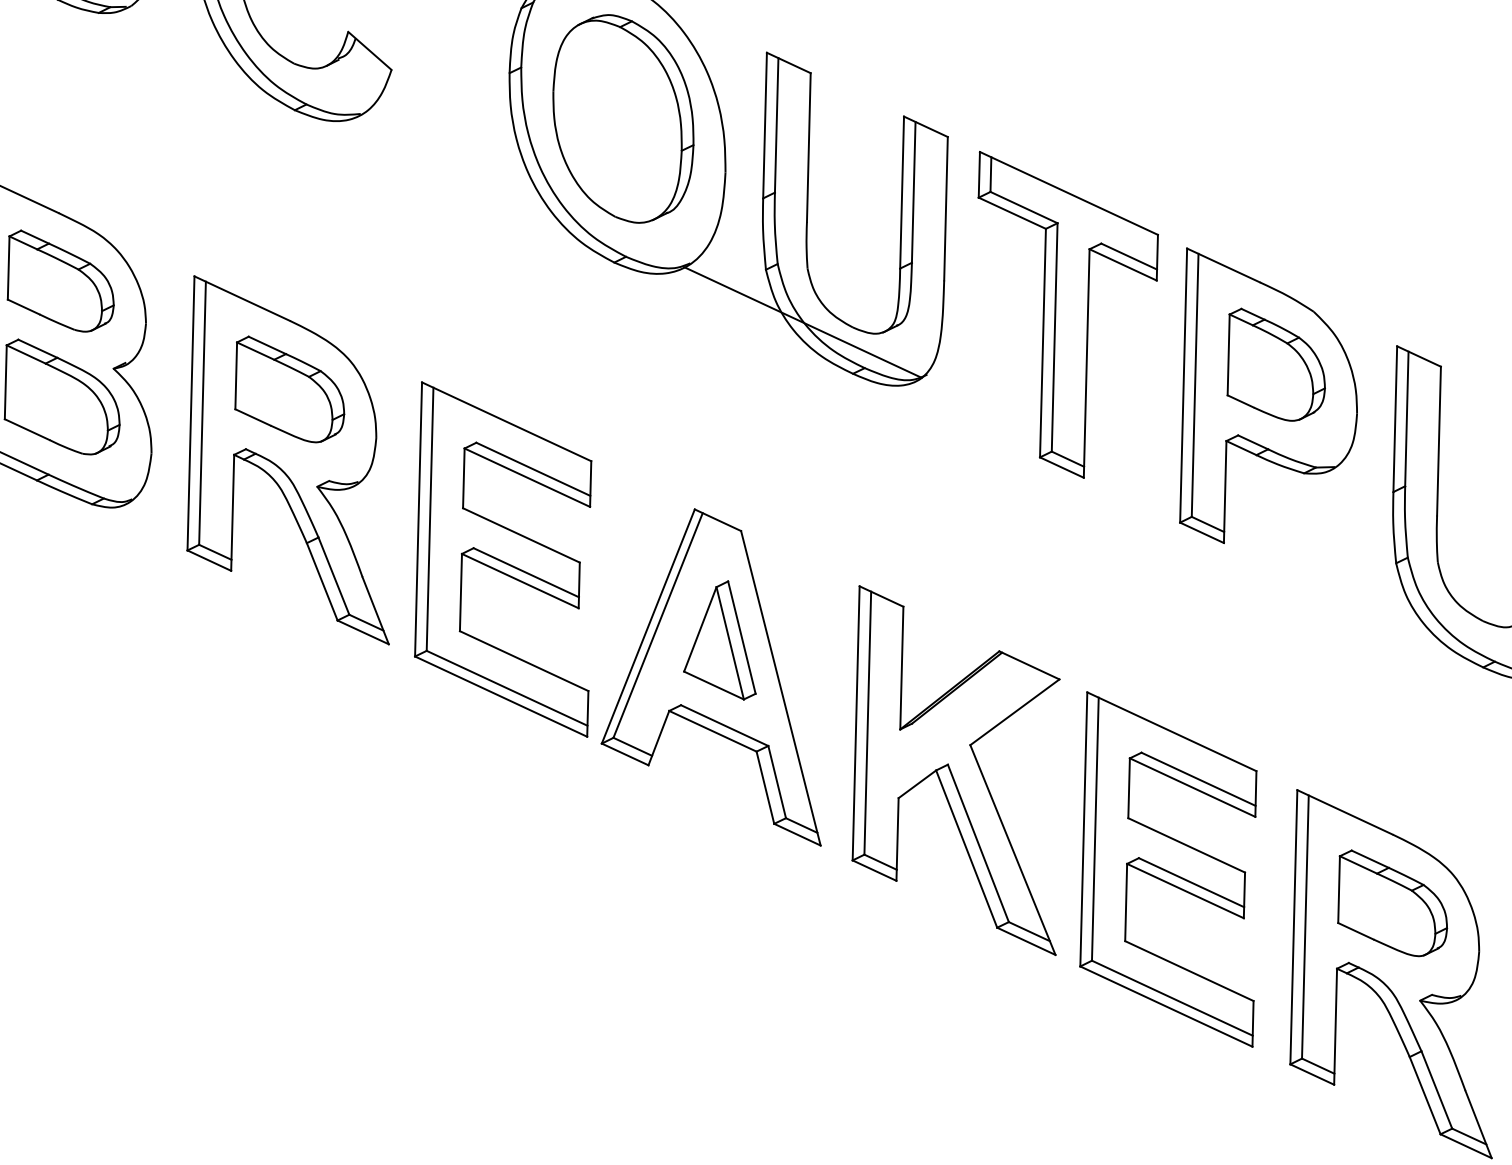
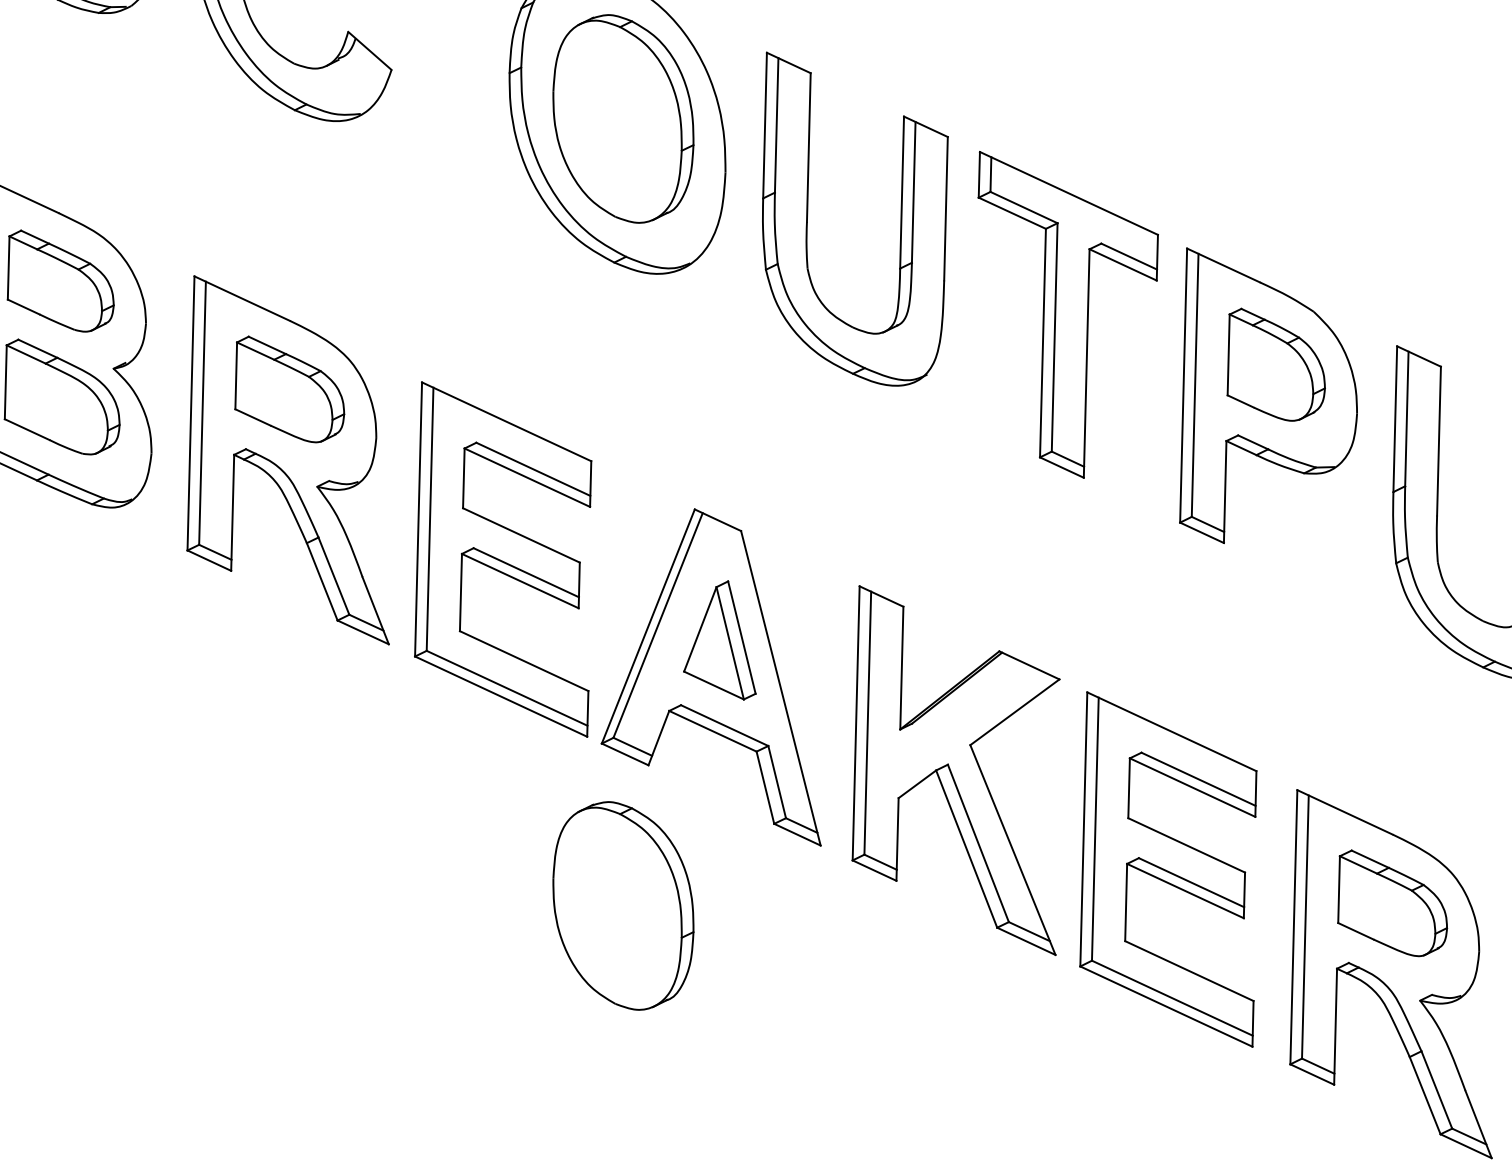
line: present -> none (802, 322)
part: none -> present (623, 905)
